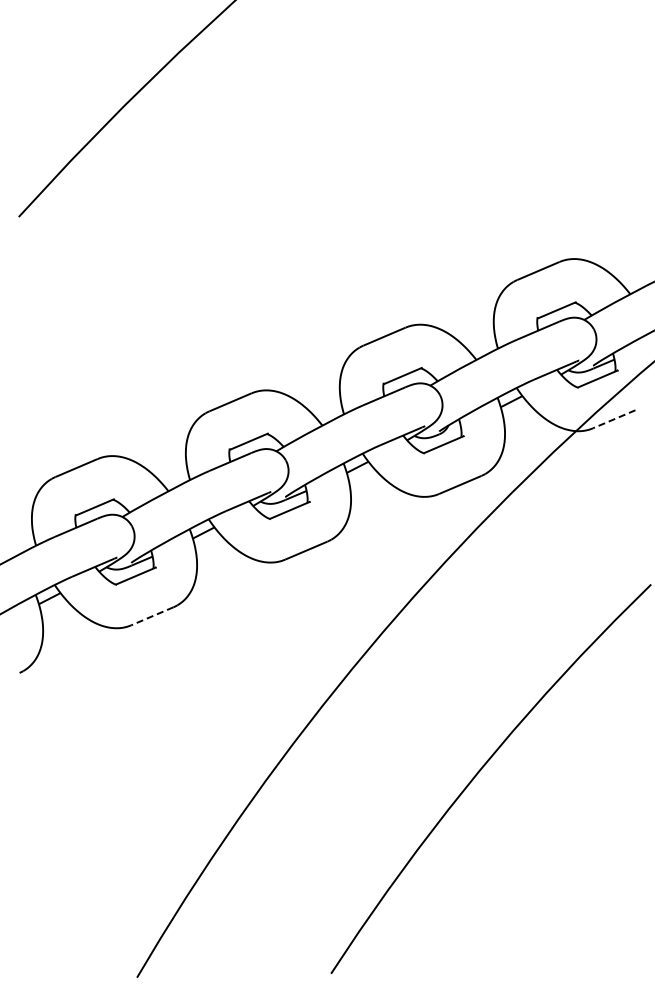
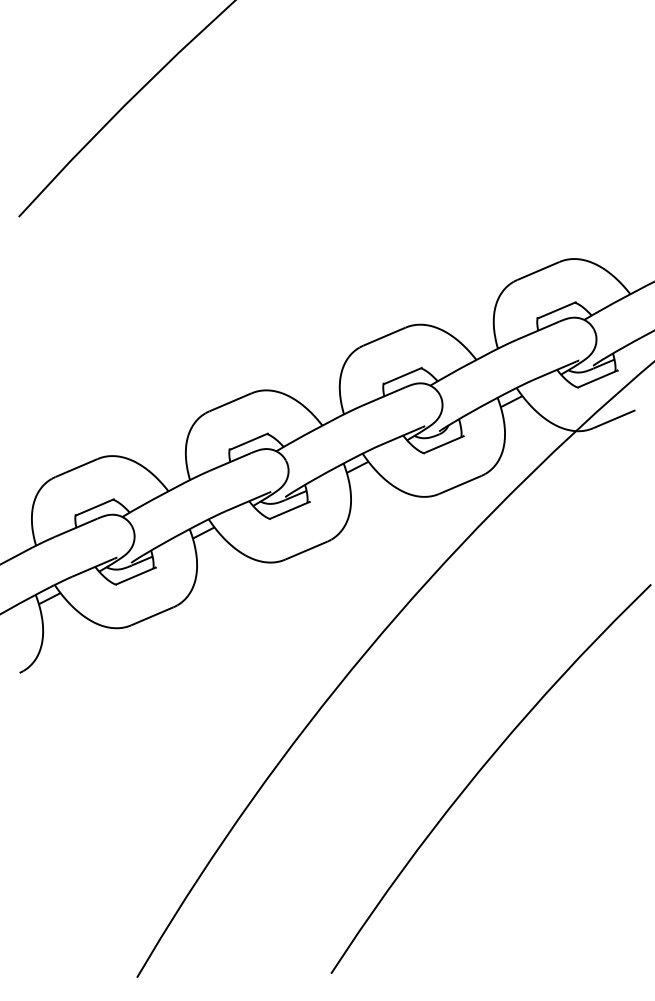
line: dashed -> solid (614, 419)
line: dashed -> solid (152, 616)
